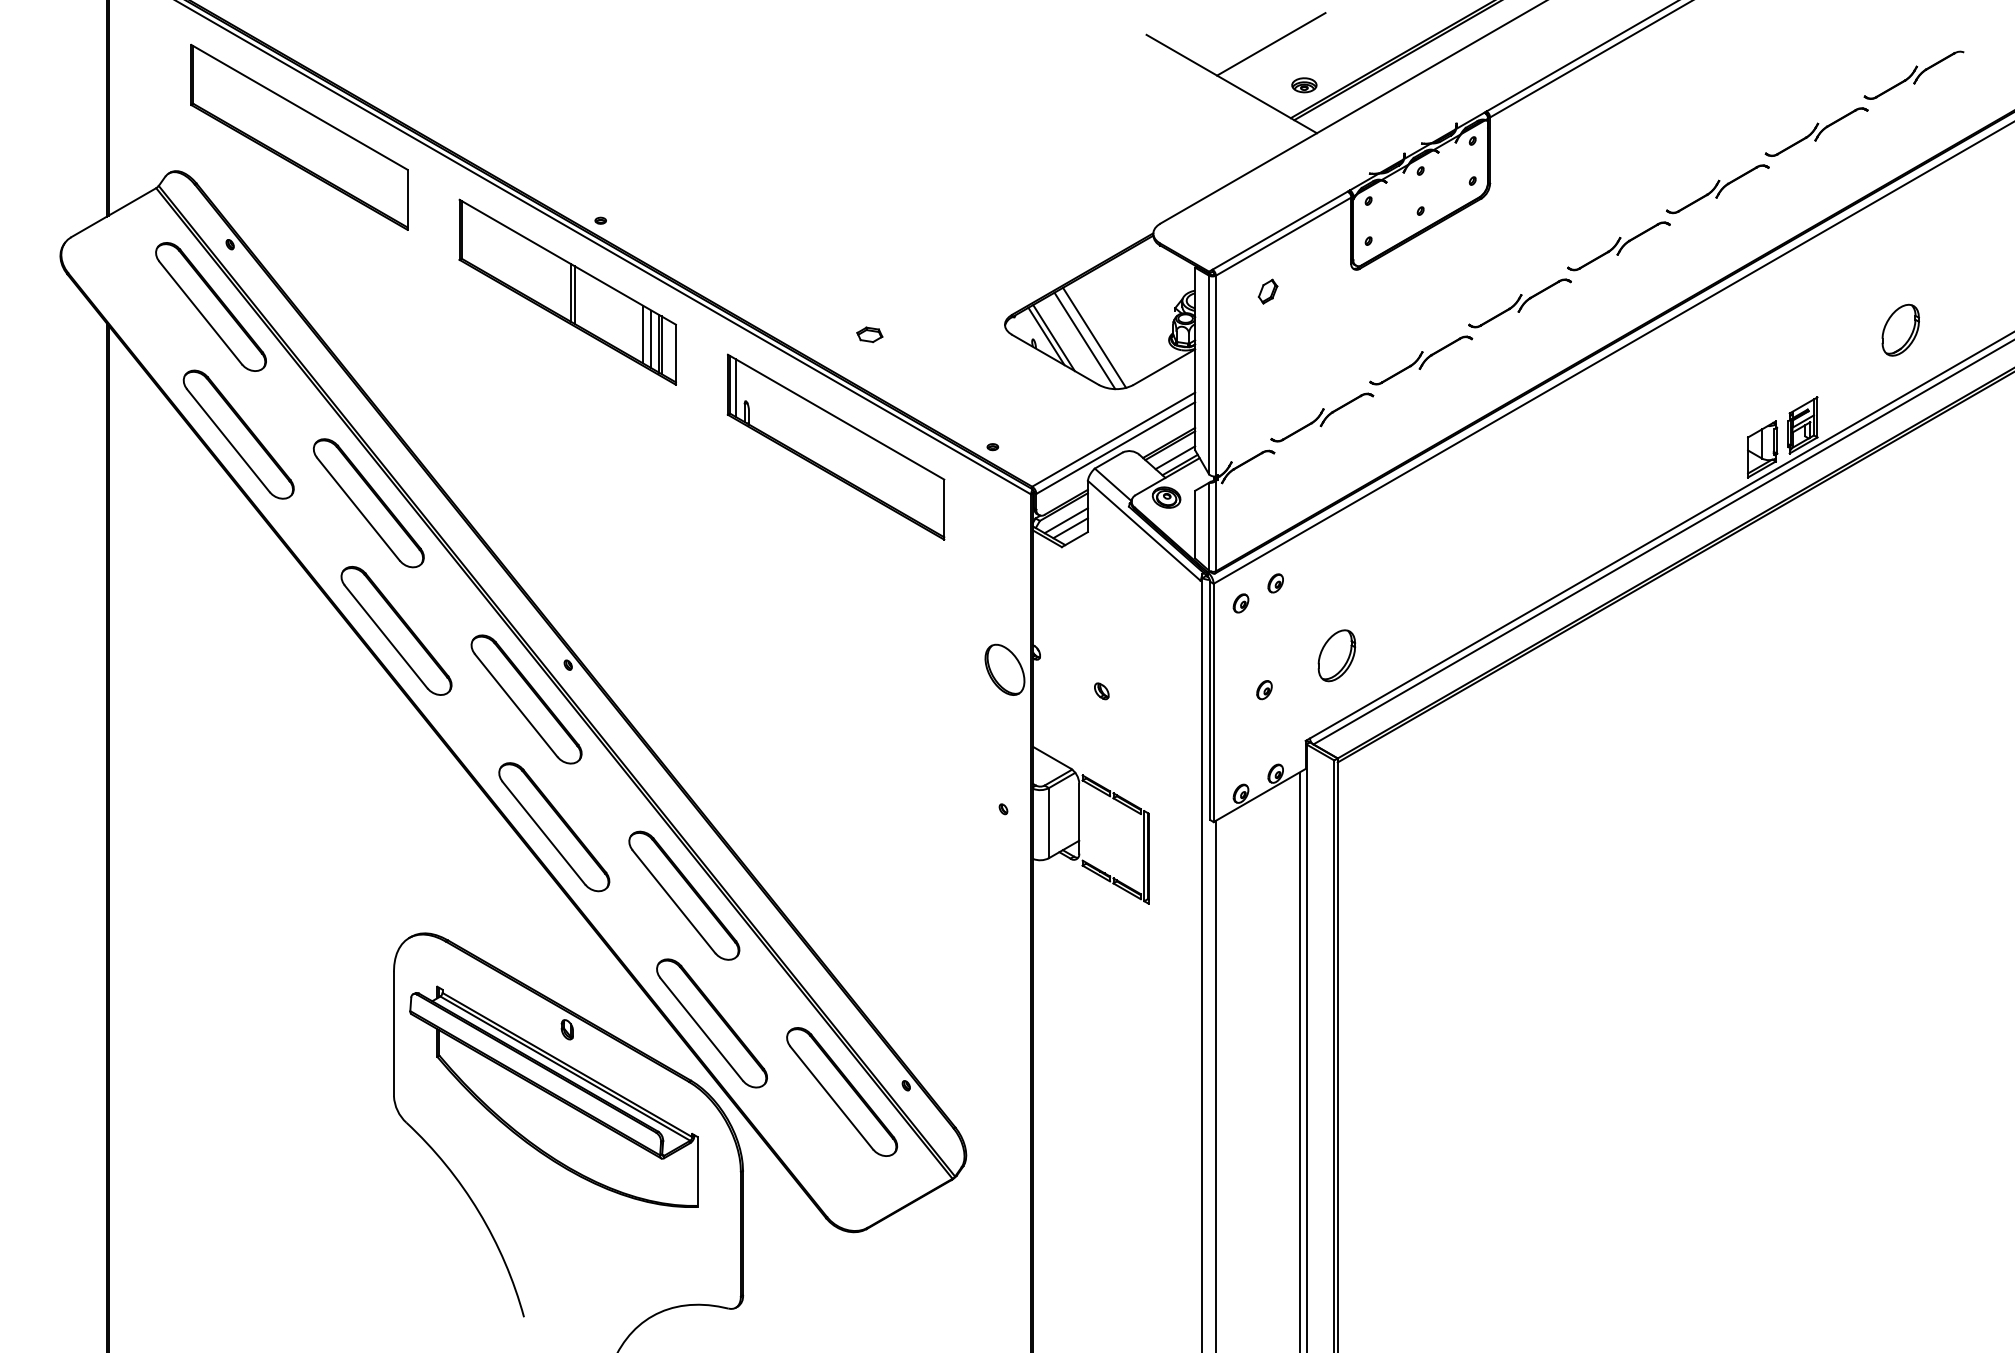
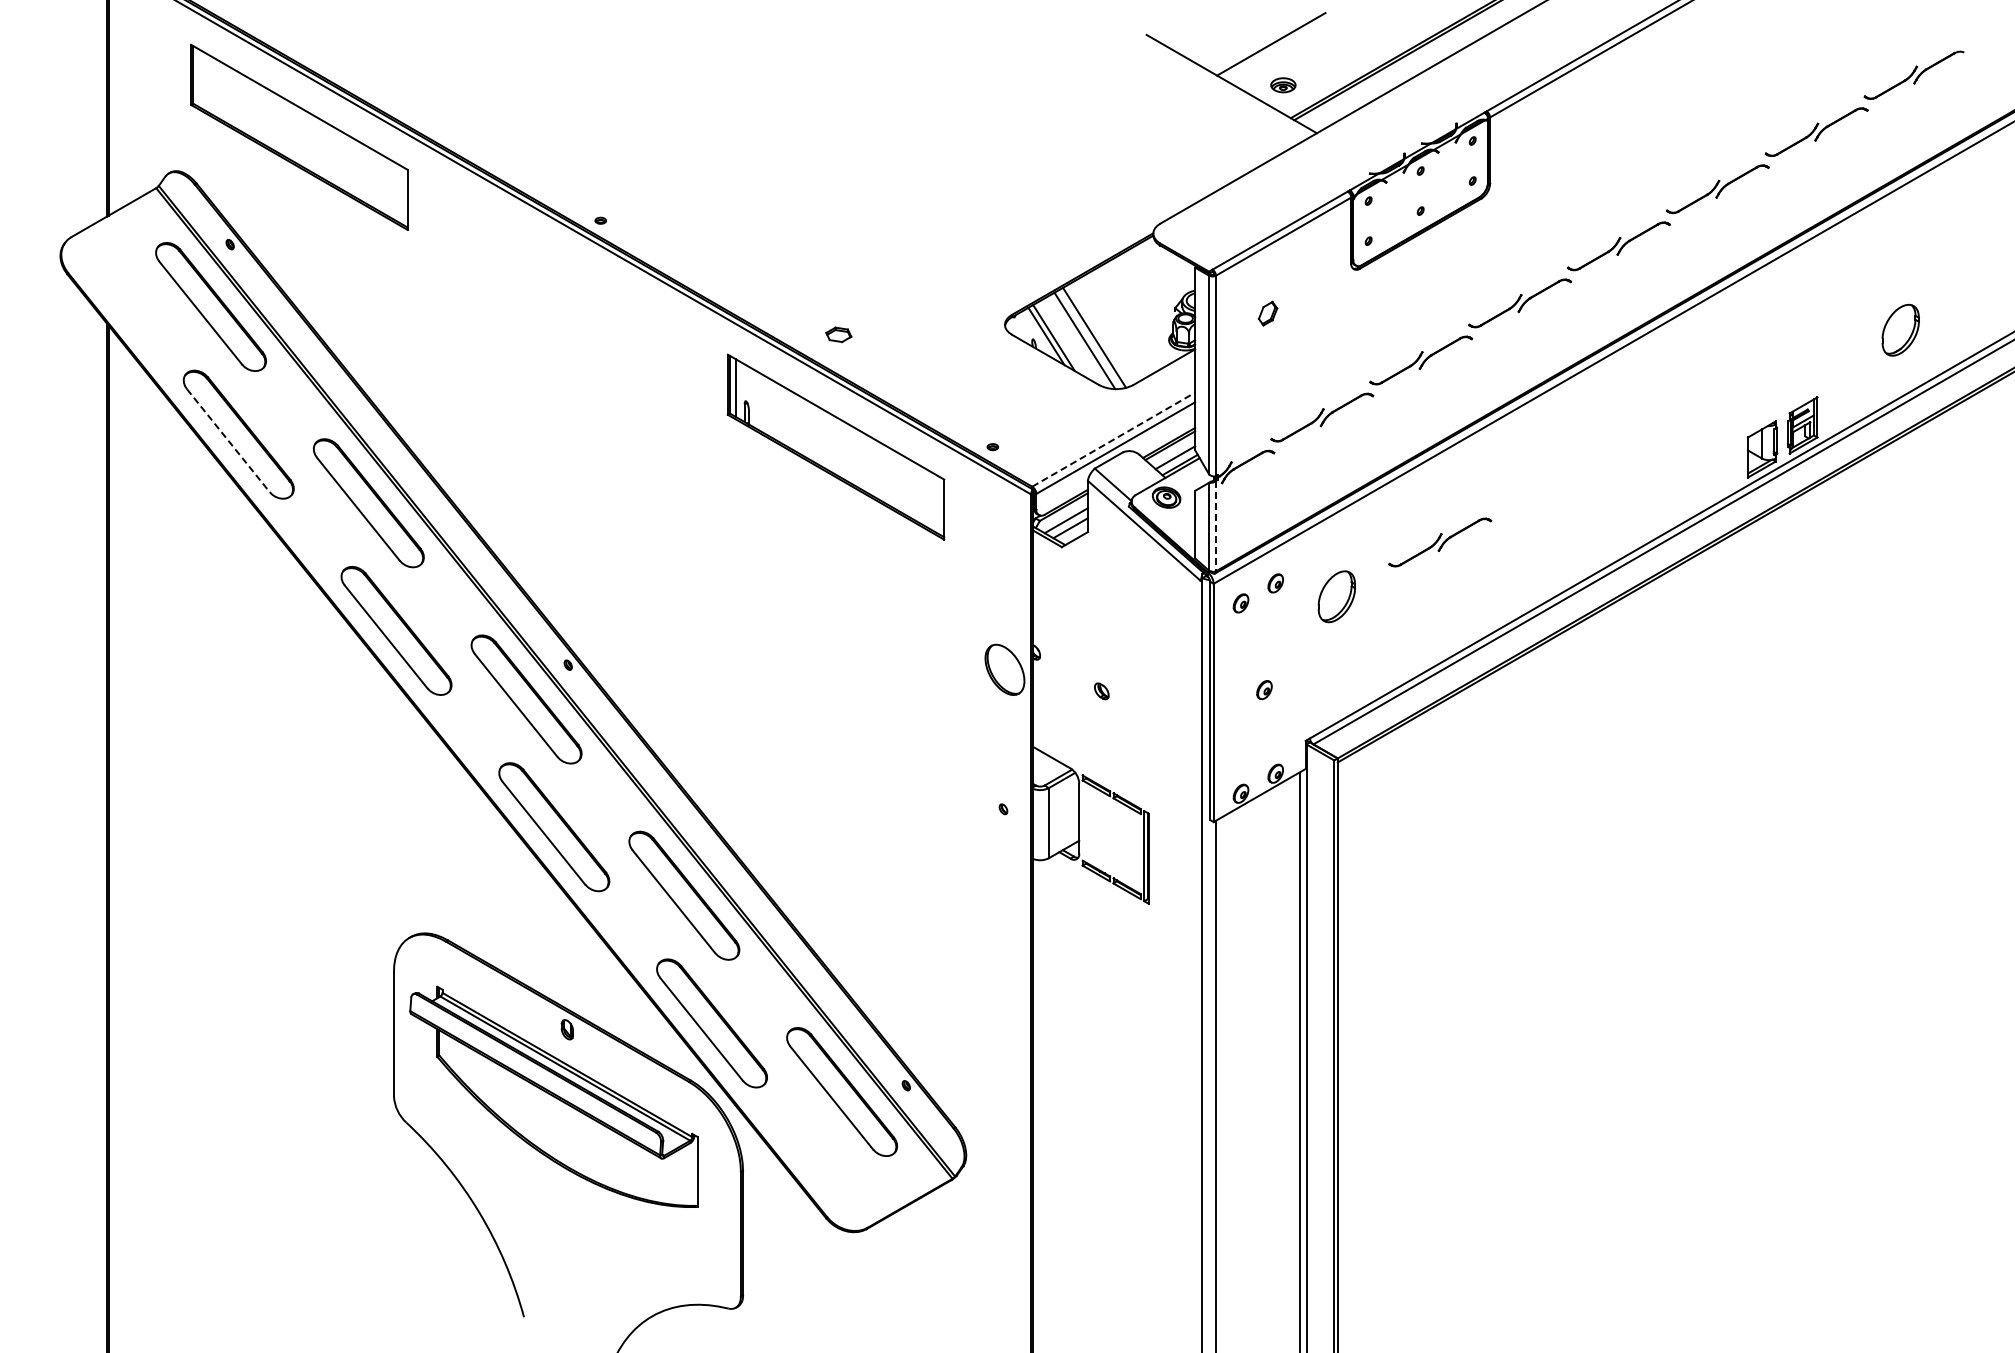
part position: (1304, 85) -> (1283, 85) (1283, 85)
part: present -> none (567, 291)
part position: (1267, 291) -> (1267, 313) (1267, 313)
part position: (869, 334) -> (838, 334) (838, 334)
line: solid -> dashed (1114, 439)
line: solid -> dashed (228, 440)
line: solid -> dashed (1216, 526)
part: none -> present (1440, 542)
part position: (1336, 655) -> (1336, 596) (1336, 596)
